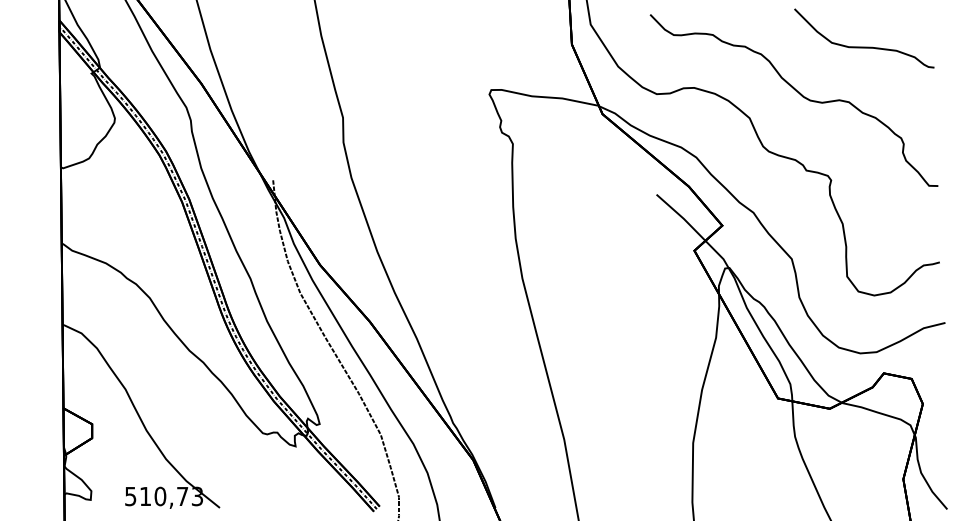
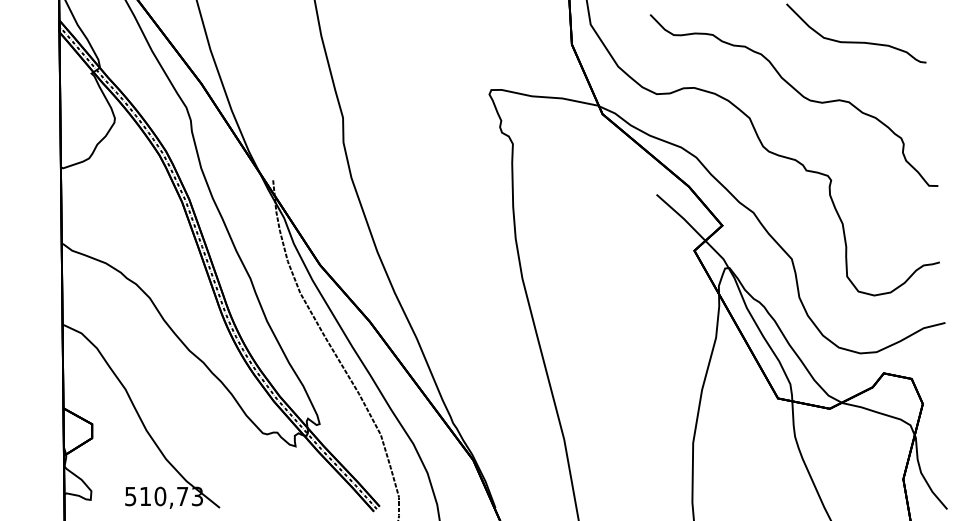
curve position: (864, 46) -> (856, 41) (856, 41)
